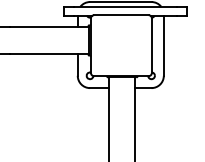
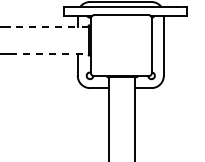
line: solid -> dashed (48, 26)
line: solid -> dashed (49, 53)
